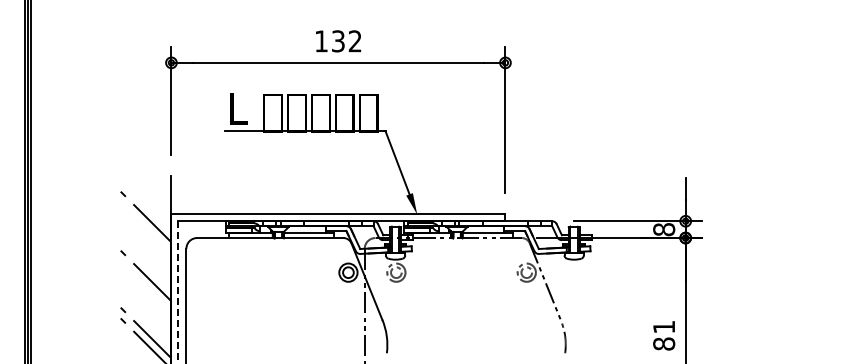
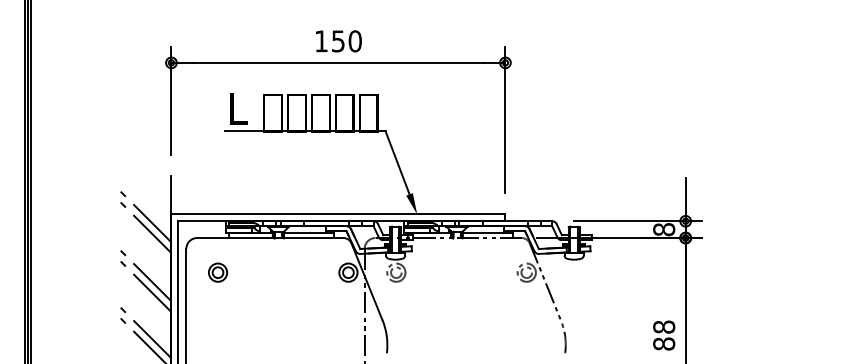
text: 132 -> 150 (346, 41)
line: none -> present (145, 227)
part: none -> present (217, 272)
line: none -> present (145, 286)
line: dashed -> solid (178, 293)
text: 81 -> 88 (664, 326)
